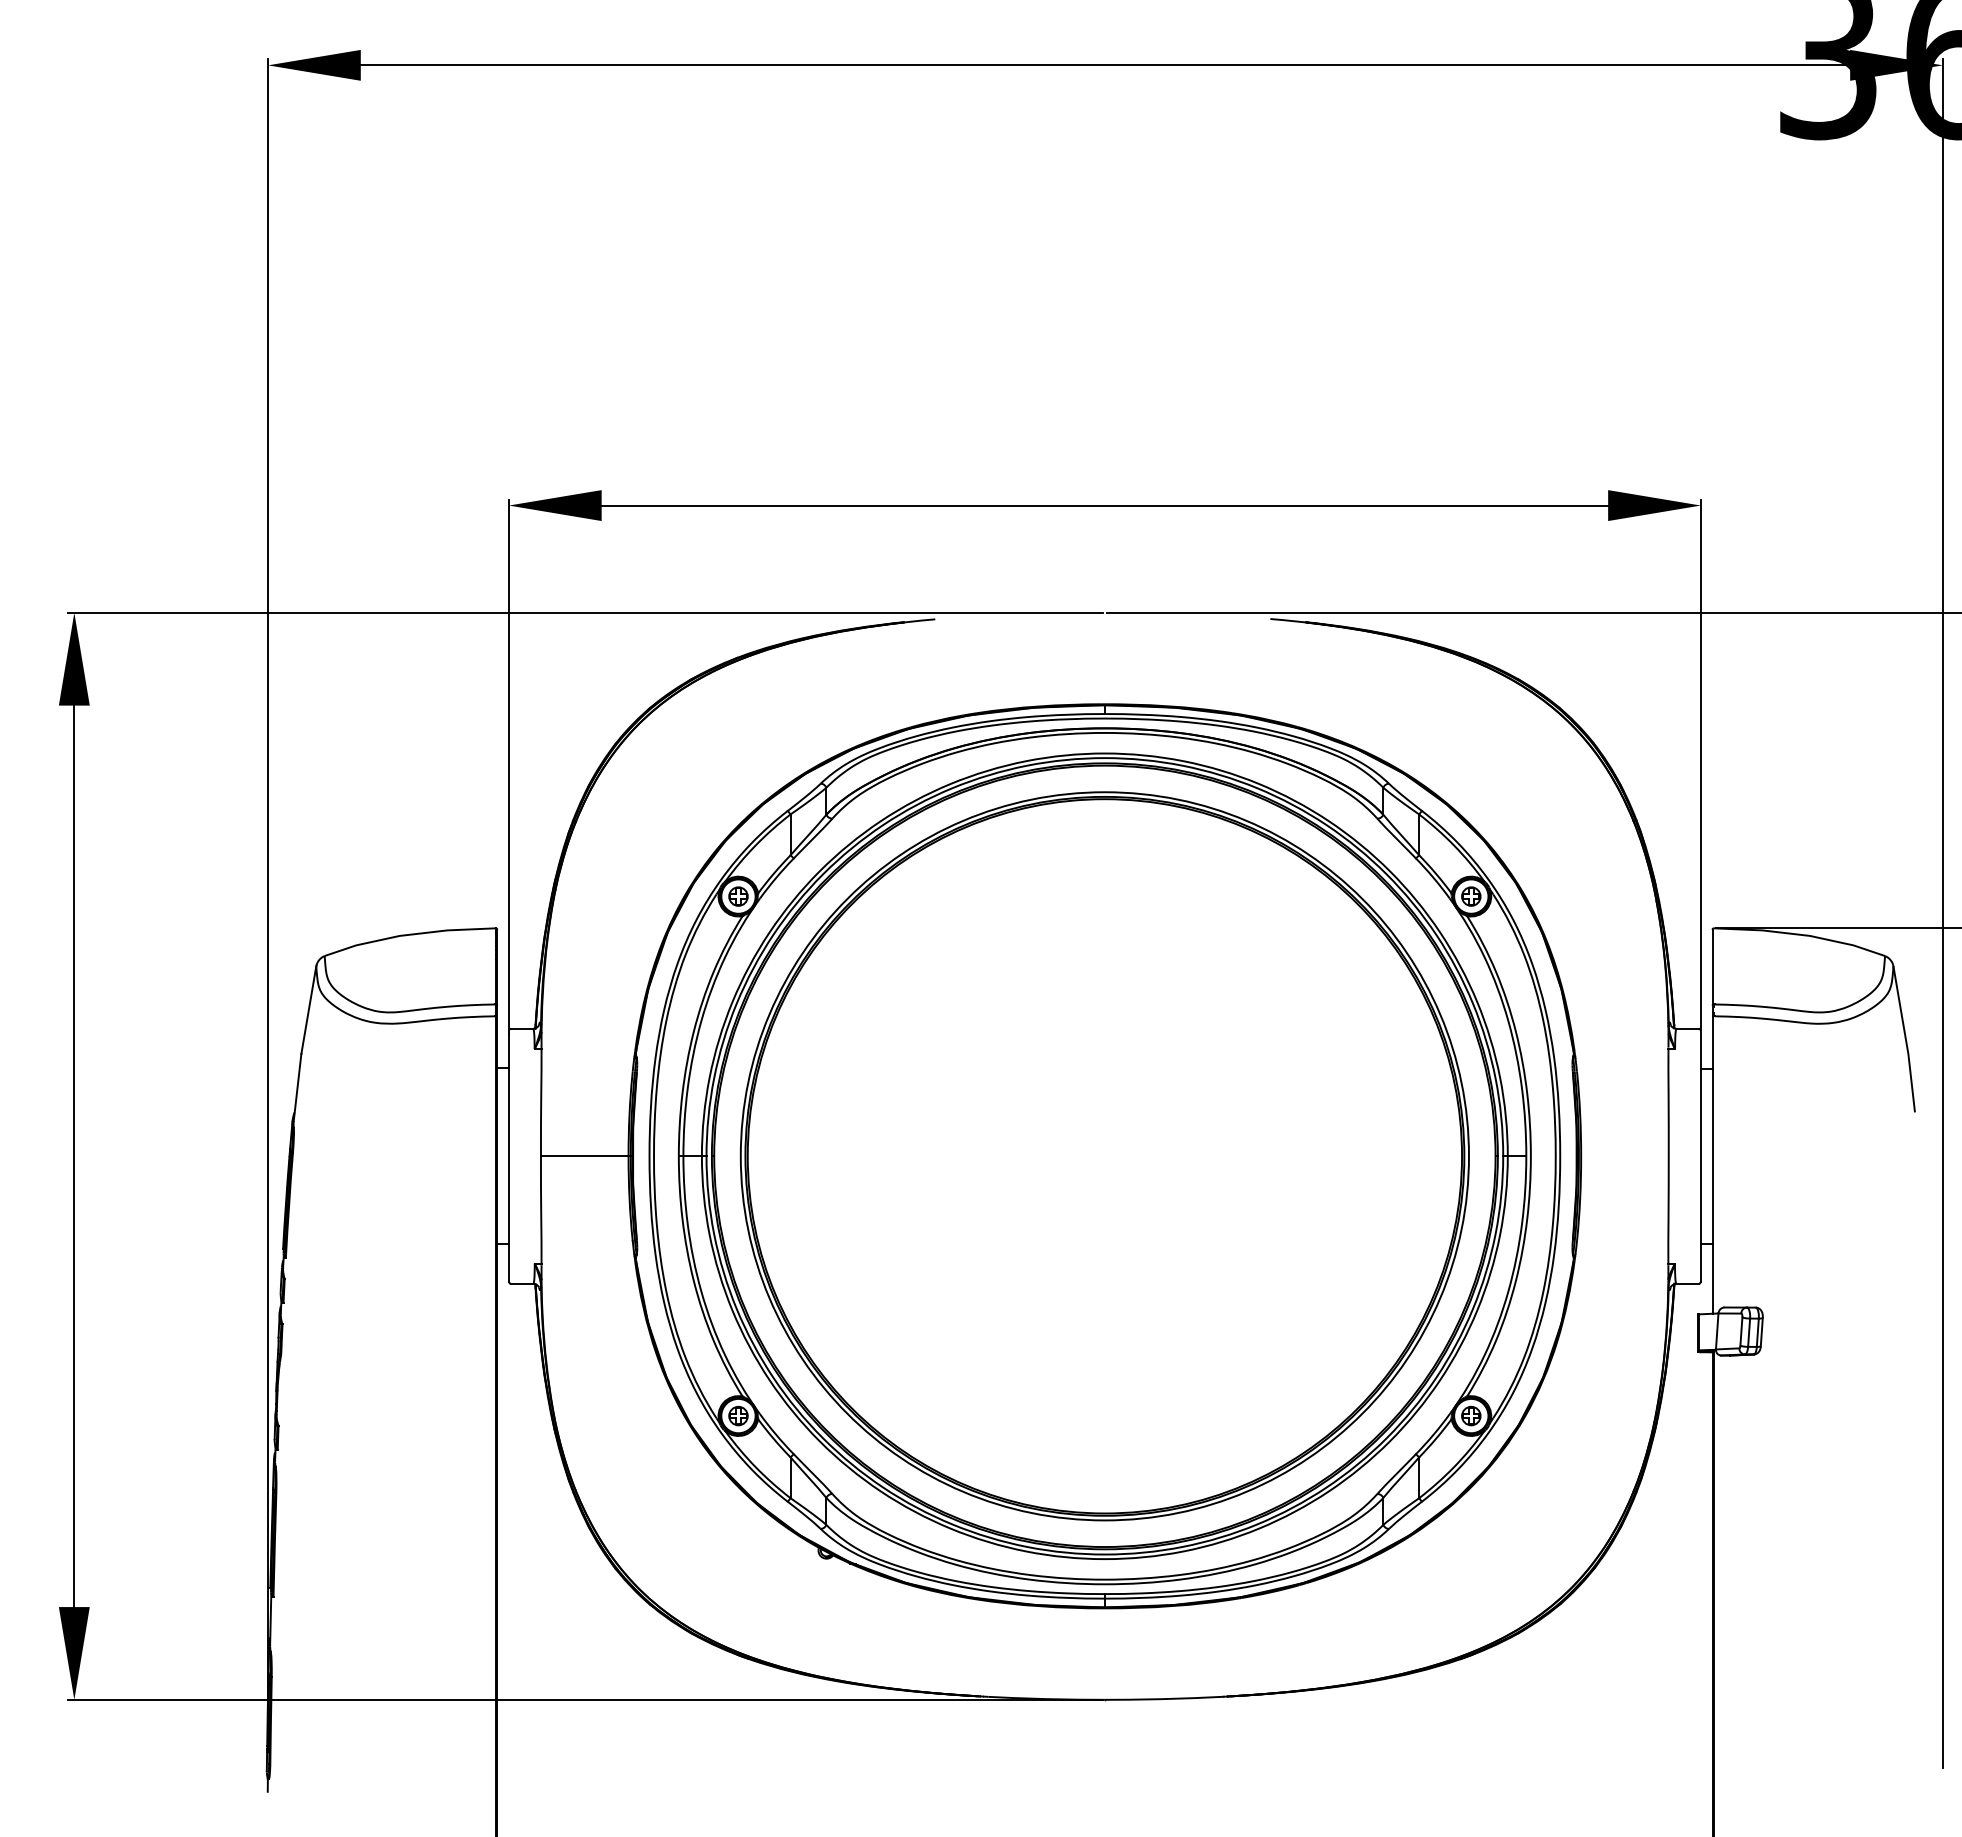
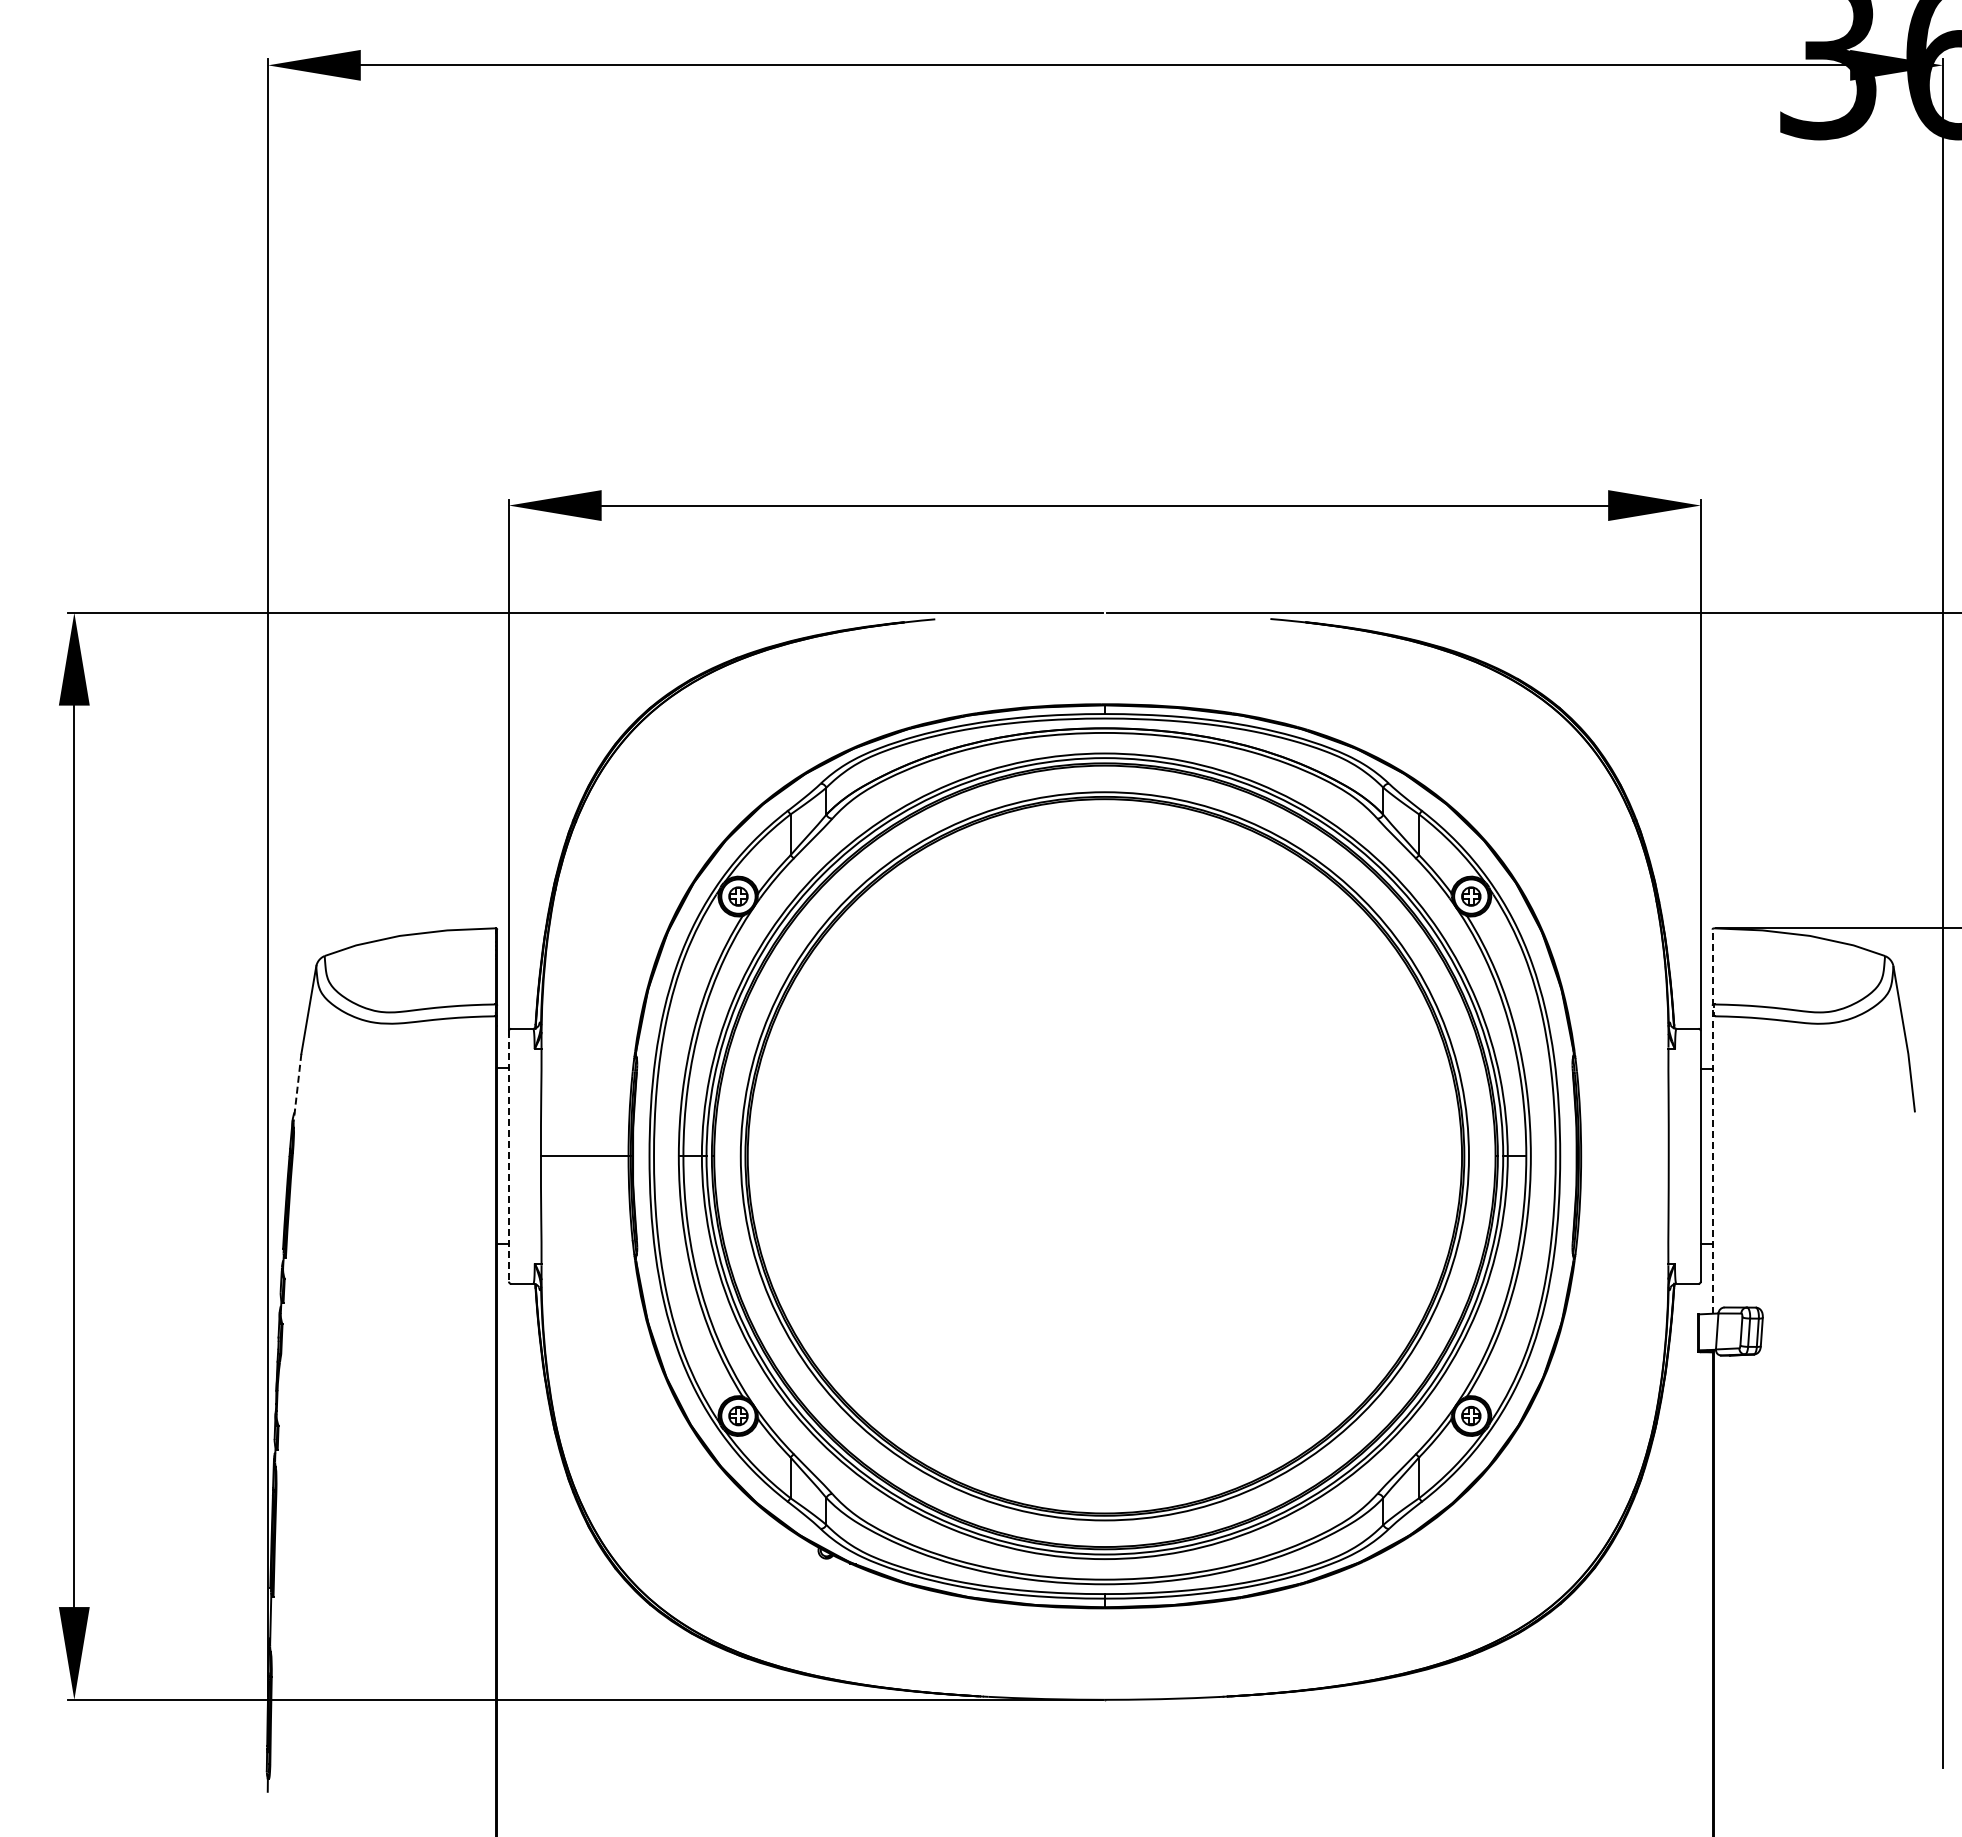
line: solid -> dashed (297, 1087)
line: solid -> dashed (1712, 1121)
line: solid -> dashed (508, 1156)
